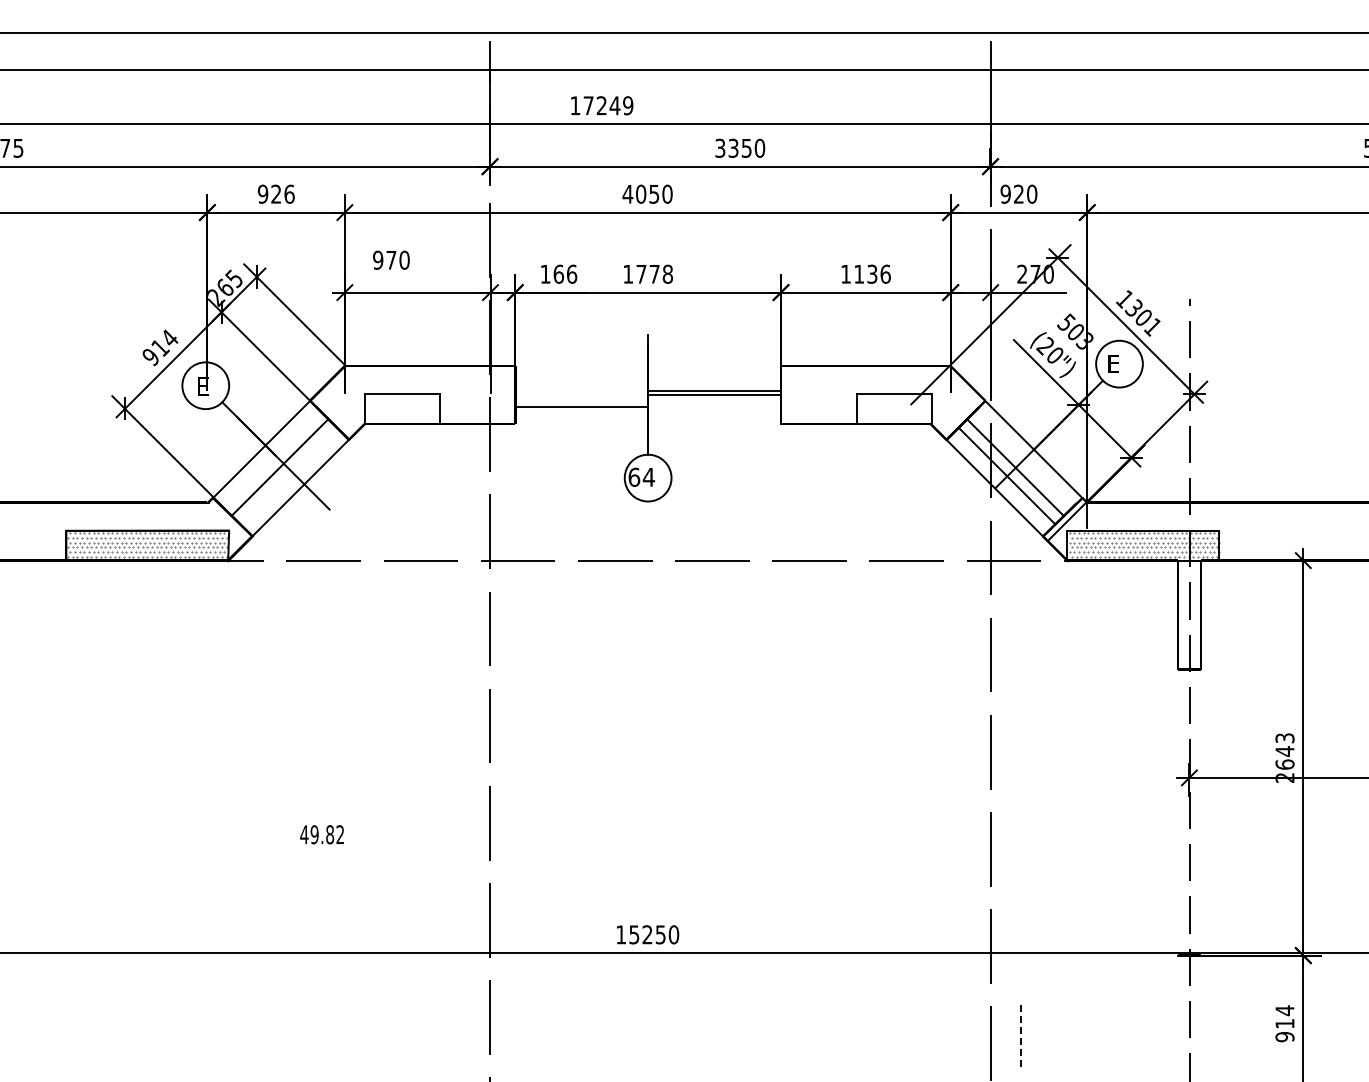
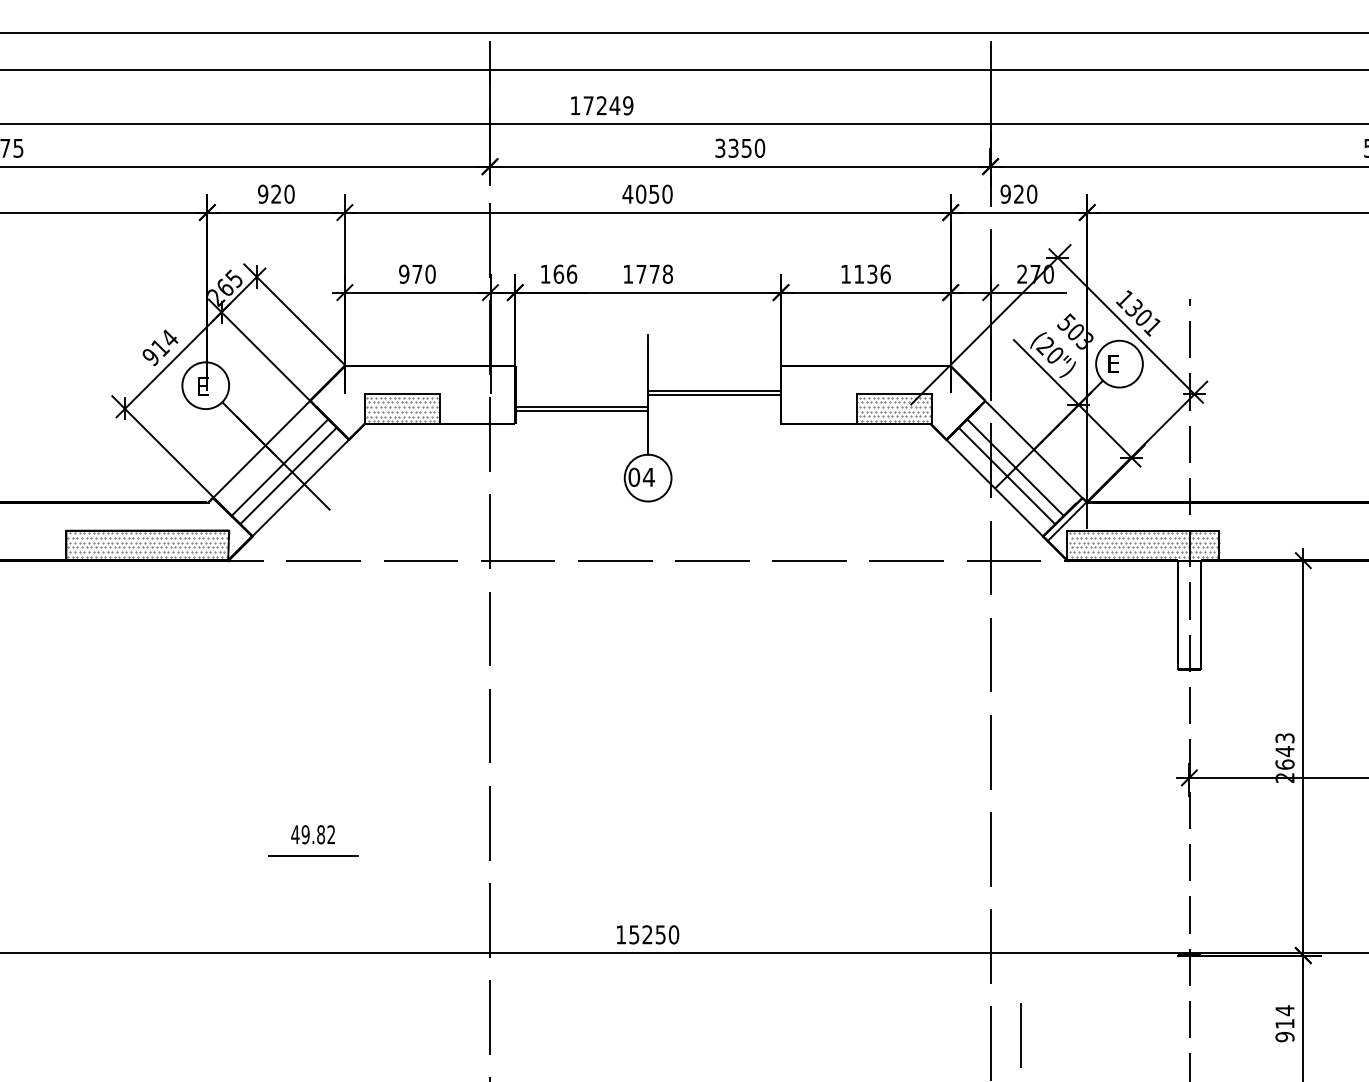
text: 926 -> 920 (289, 193)
text position: (391, 259) -> (417, 273) (417, 273)
hatch: none -> present (402, 409)
hatch: none -> present (893, 409)
line: none -> present (581, 410)
line: none -> present (288, 475)
text: 64 -> 04 (634, 476)
text position: (321, 834) -> (312, 834) (312, 834)
line: none -> present (313, 855)
line: dashed -> solid (1021, 1035)
